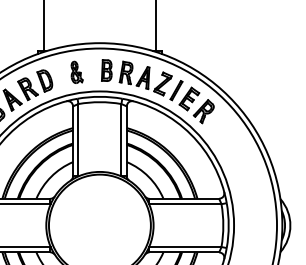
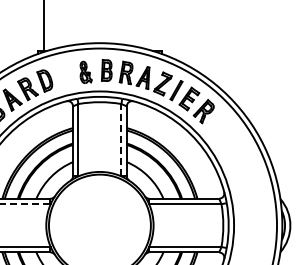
line: present -> none (156, 26)
part position: (76, 71) -> (85, 71) (85, 71)
line: solid -> dashed (121, 139)
line: solid -> dashed (24, 204)
